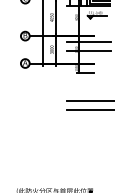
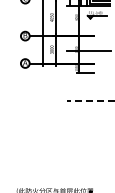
line: present -> none (88, 42)
line: solid -> dashed (90, 100)
line: present -> none (88, 109)
